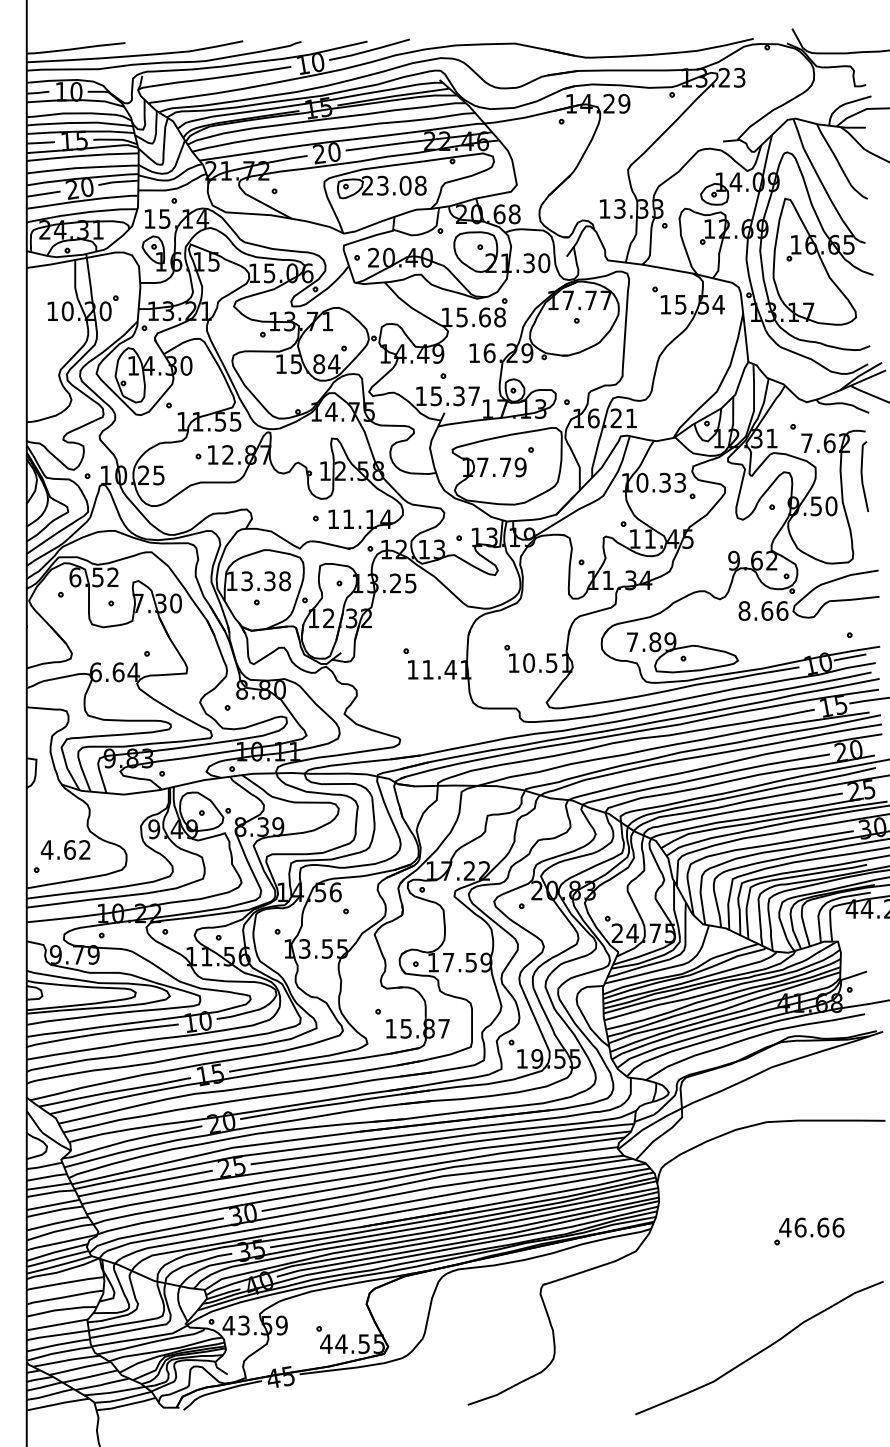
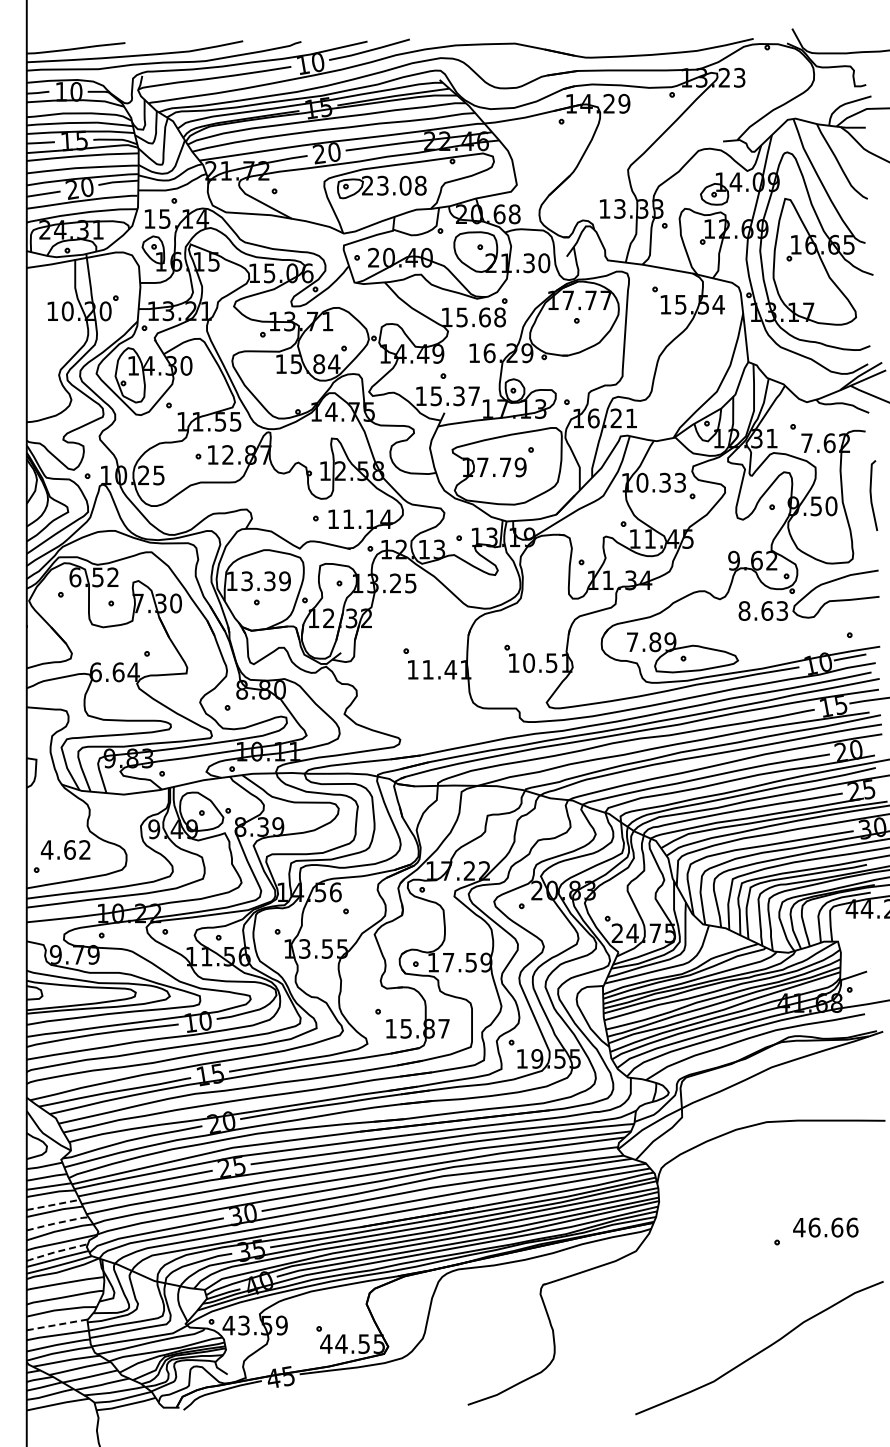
line position: (862, 476) -> (871, 495) (871, 495)
text: 13.38 -> 13.39 (284, 581)
text: 8.66 -> 8.63 (782, 610)
line: solid -> dashed (52, 1205)
line: solid -> dashed (57, 1223)
text position: (811, 1227) -> (825, 1227) (825, 1227)
line: solid -> dashed (55, 1252)
line: solid -> dashed (56, 1325)
